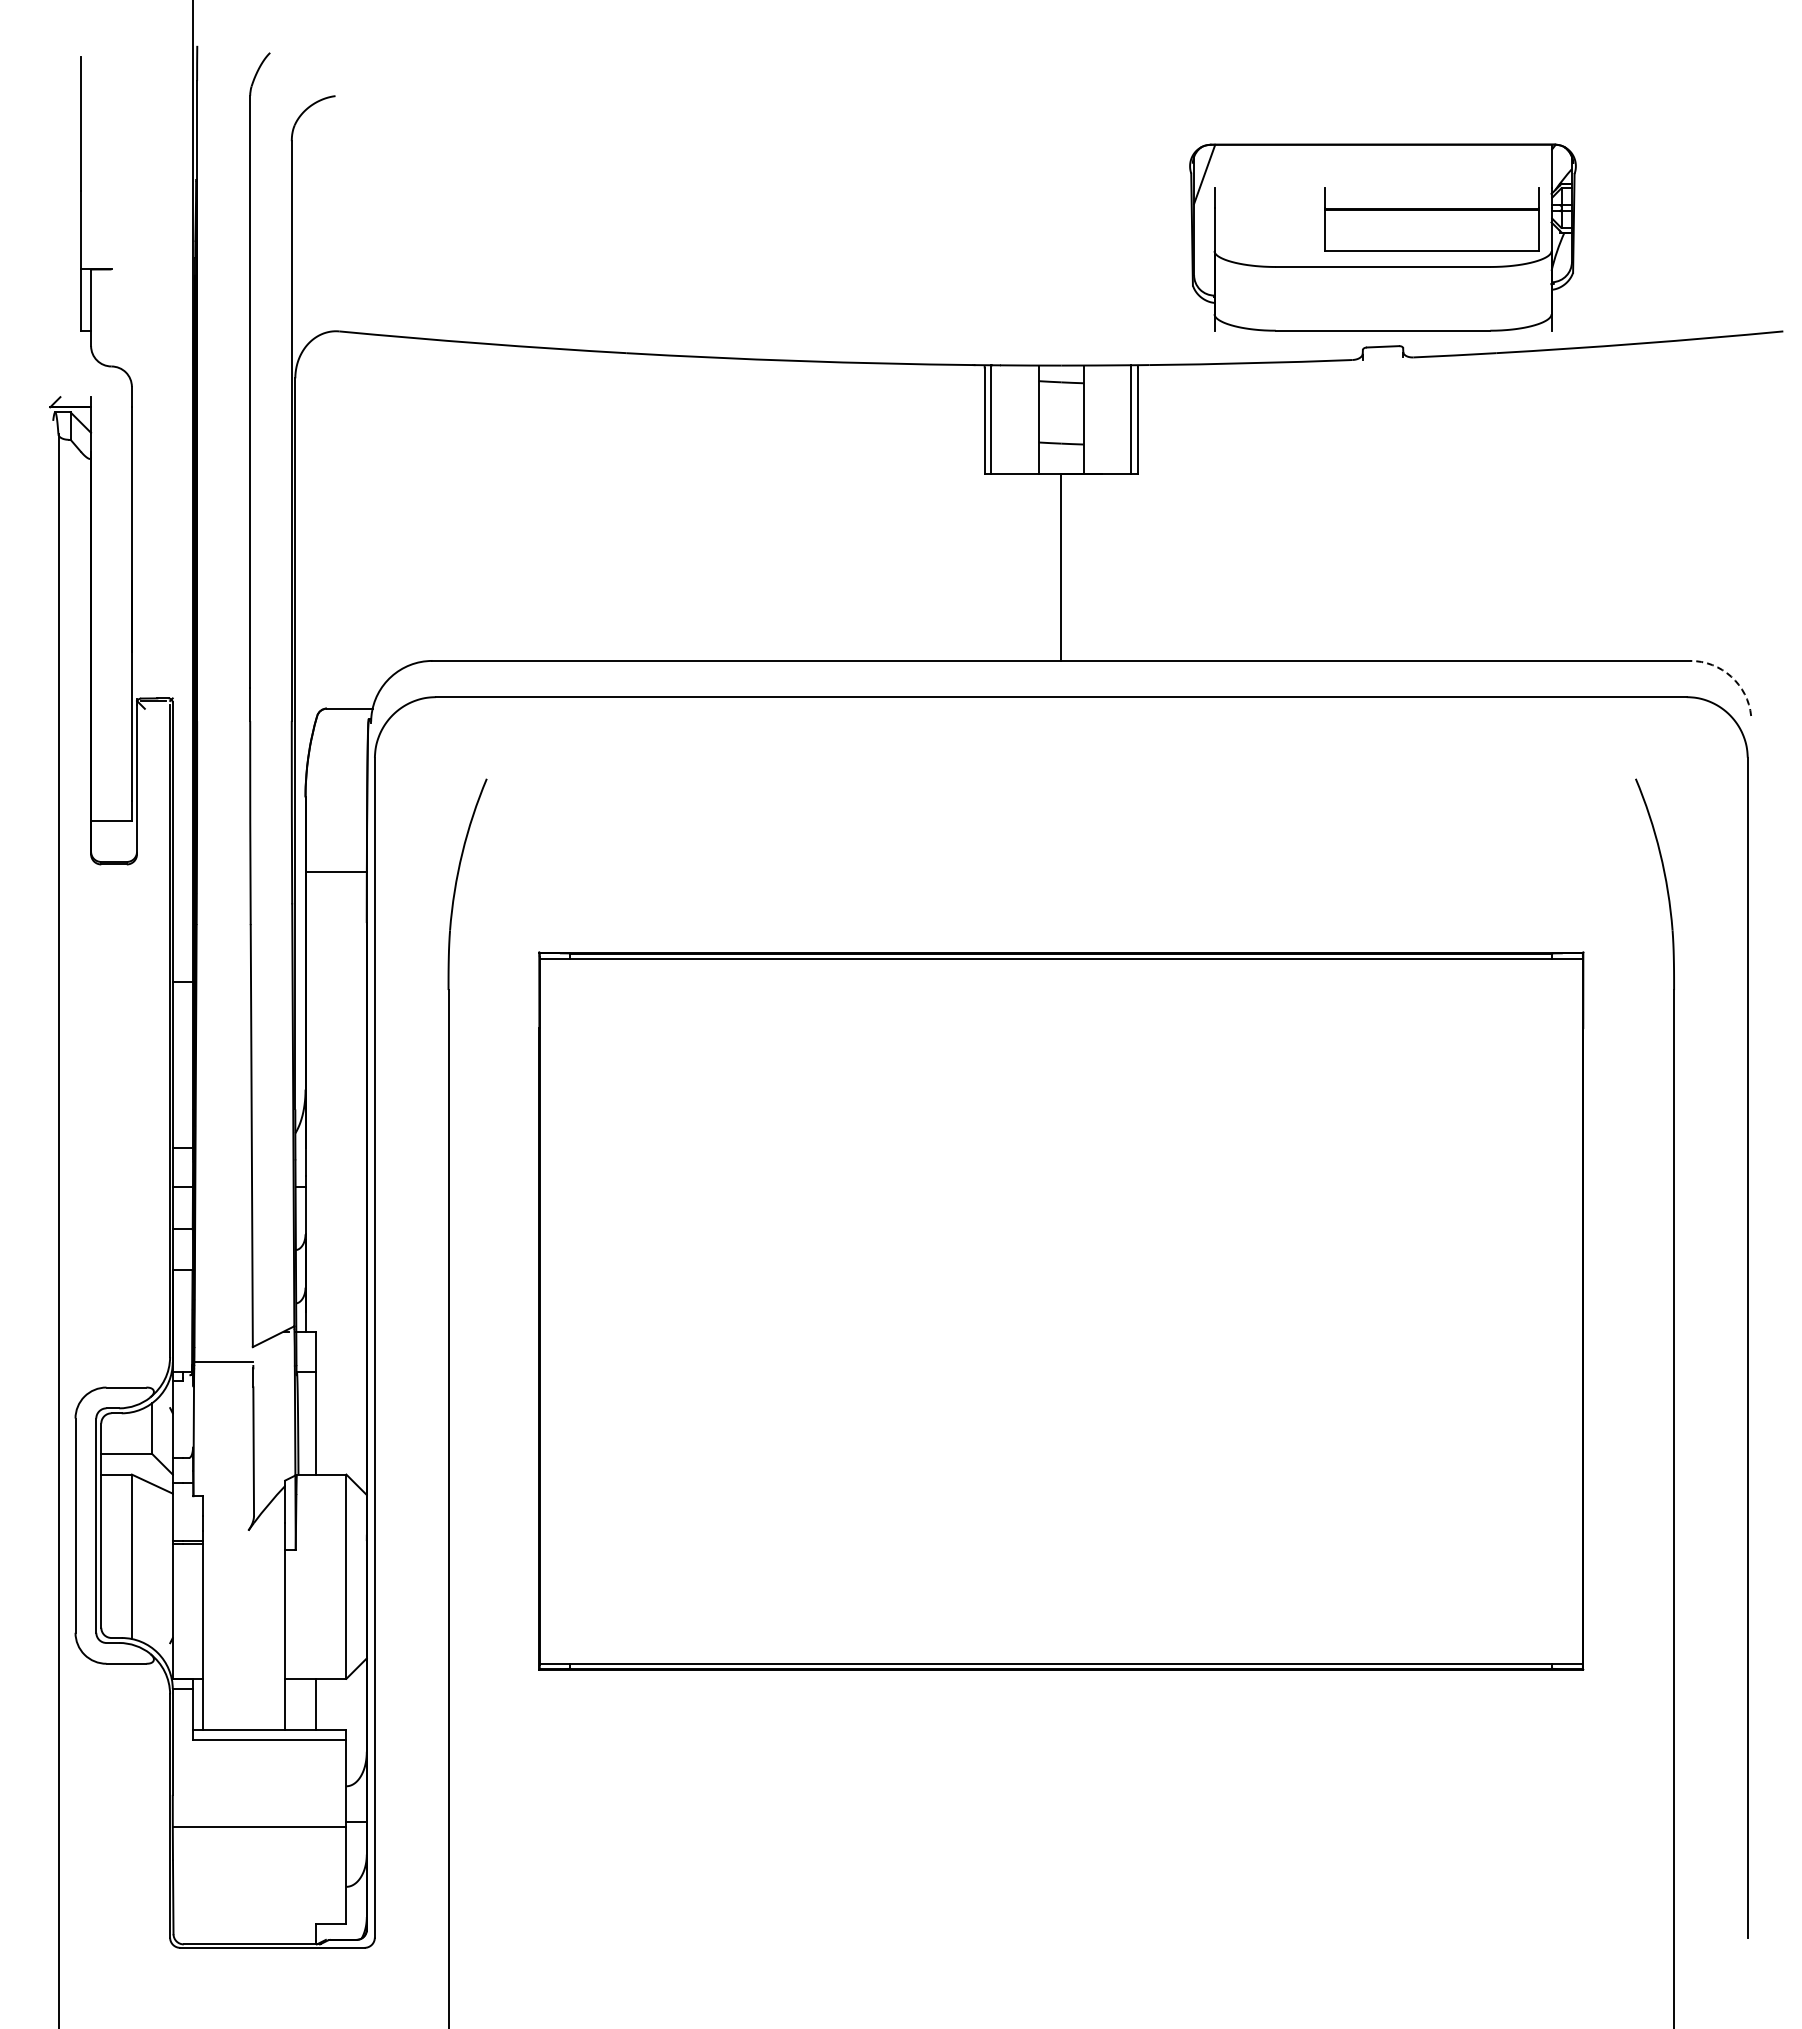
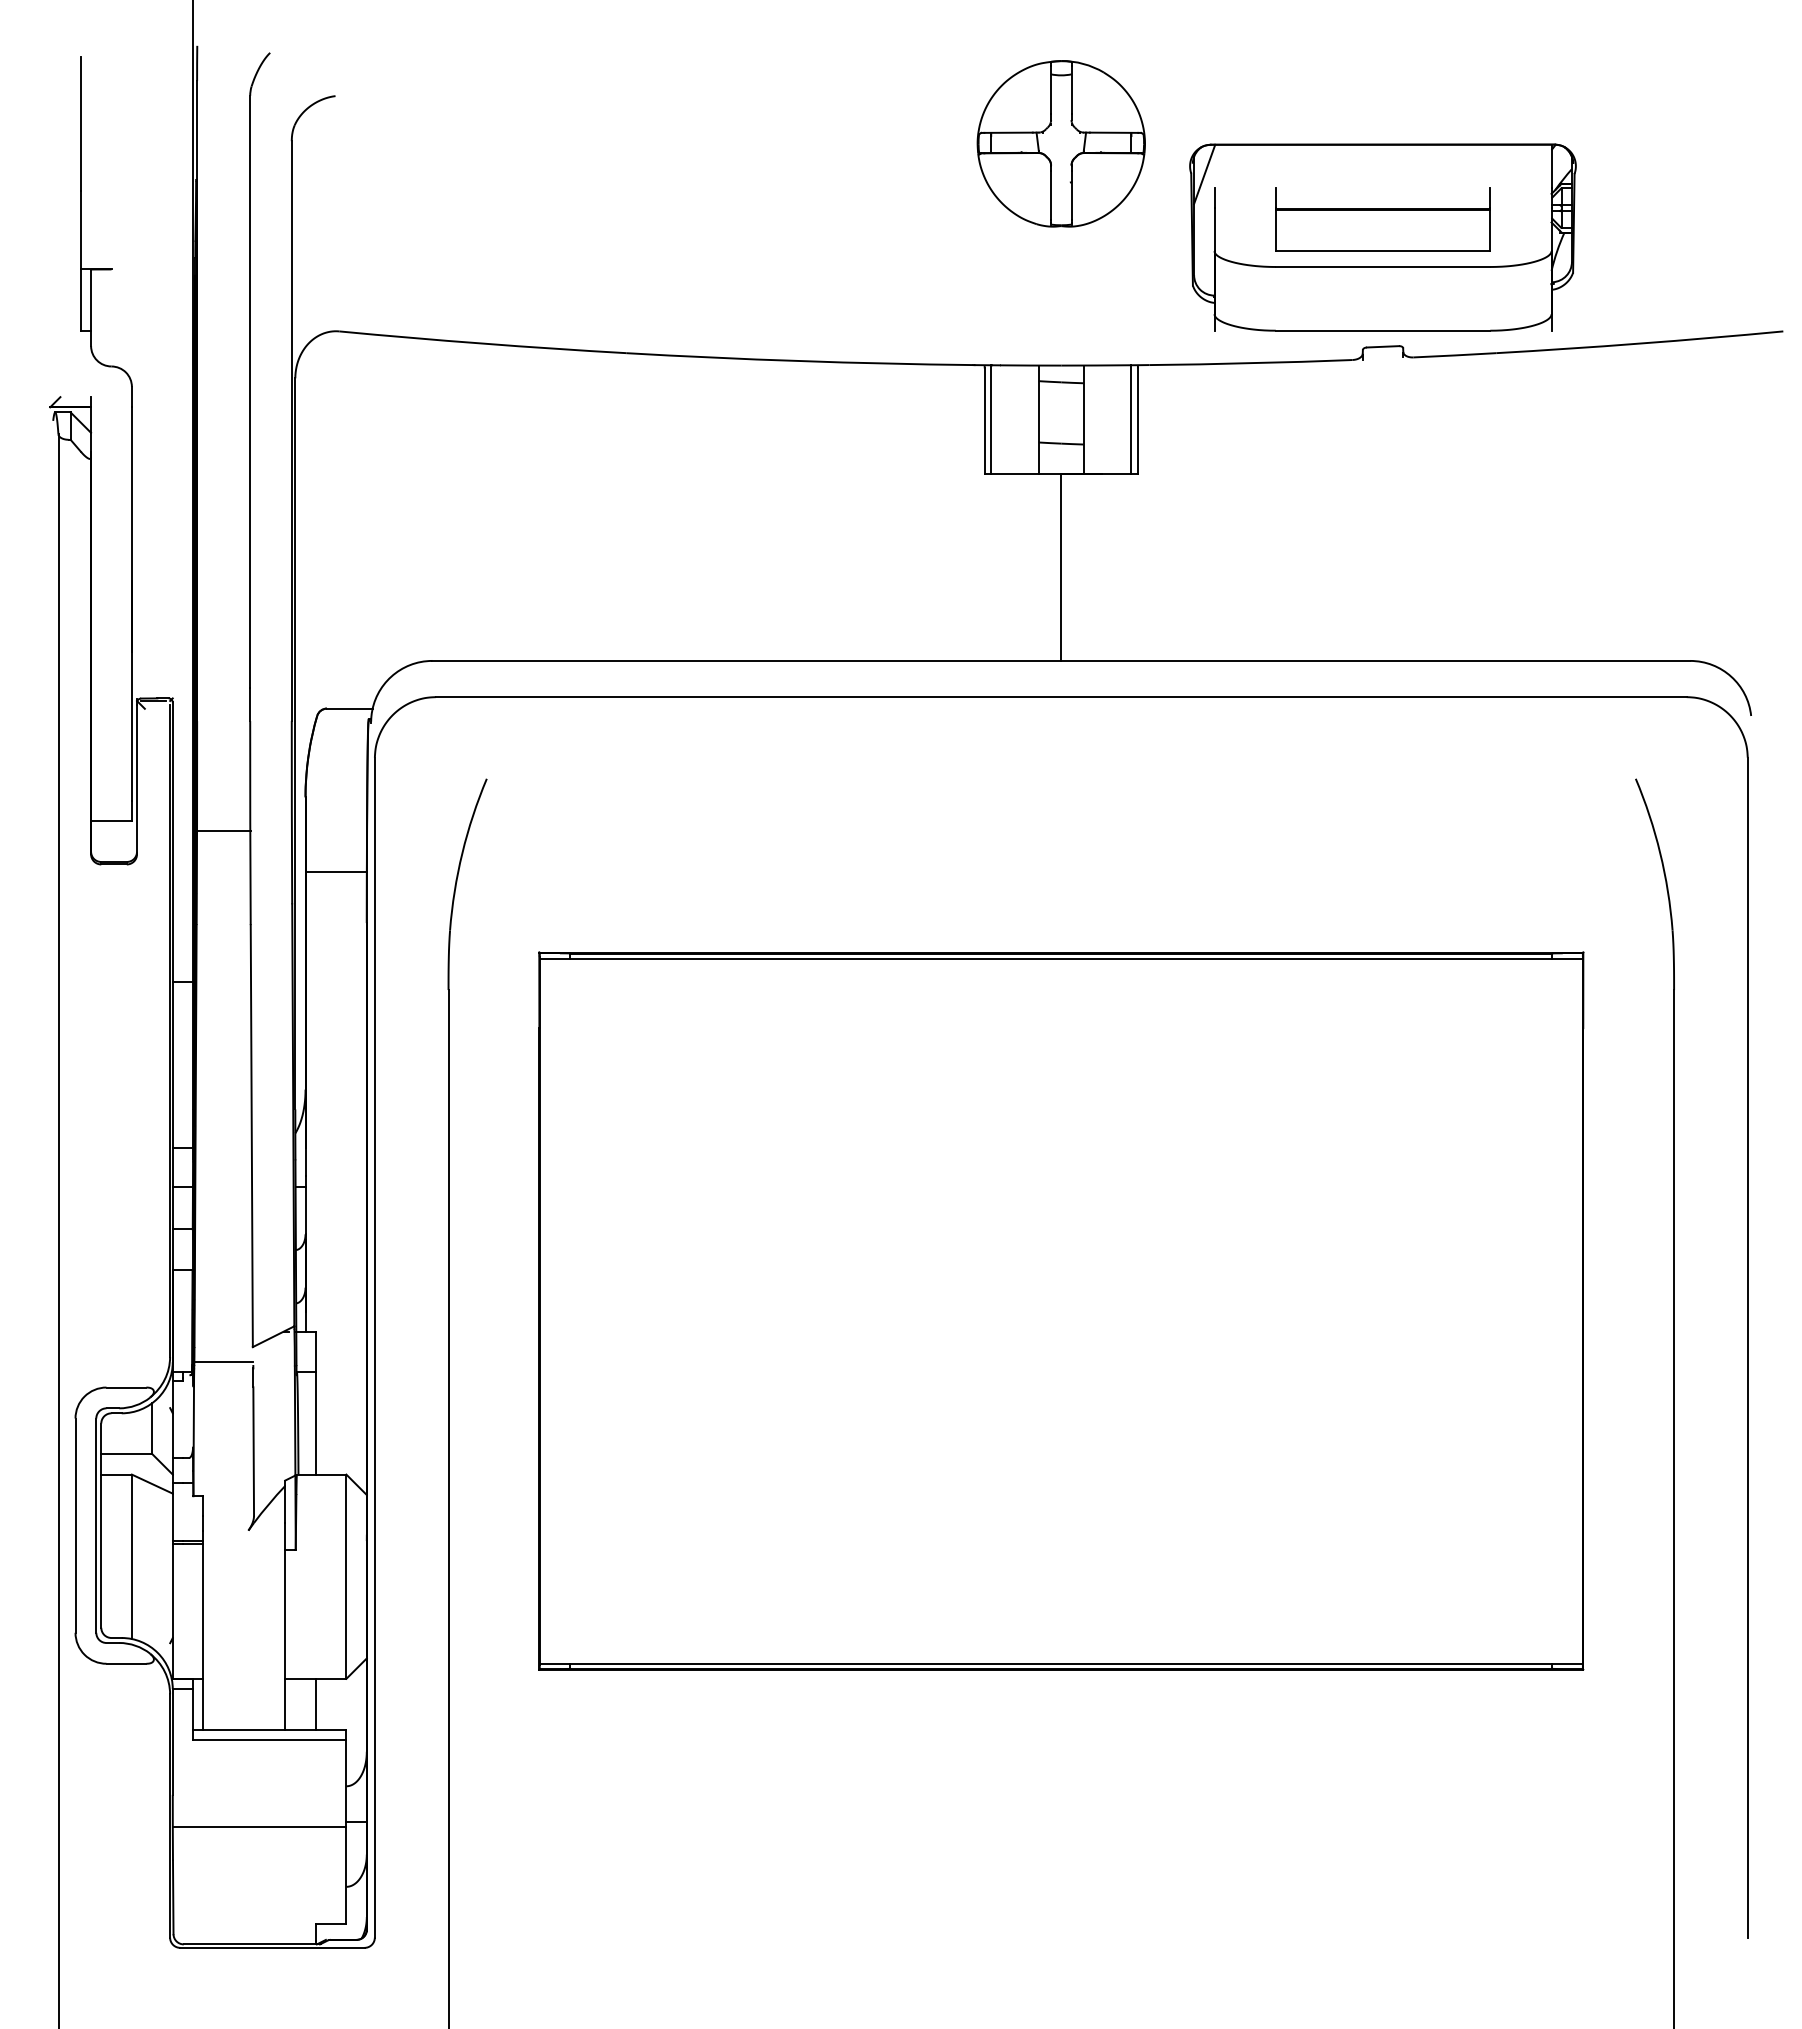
part: none -> present (1060, 143)
part position: (1431, 219) -> (1382, 219) (1382, 219)
arc: dashed -> solid (1731, 676)
line: none -> present (223, 830)
